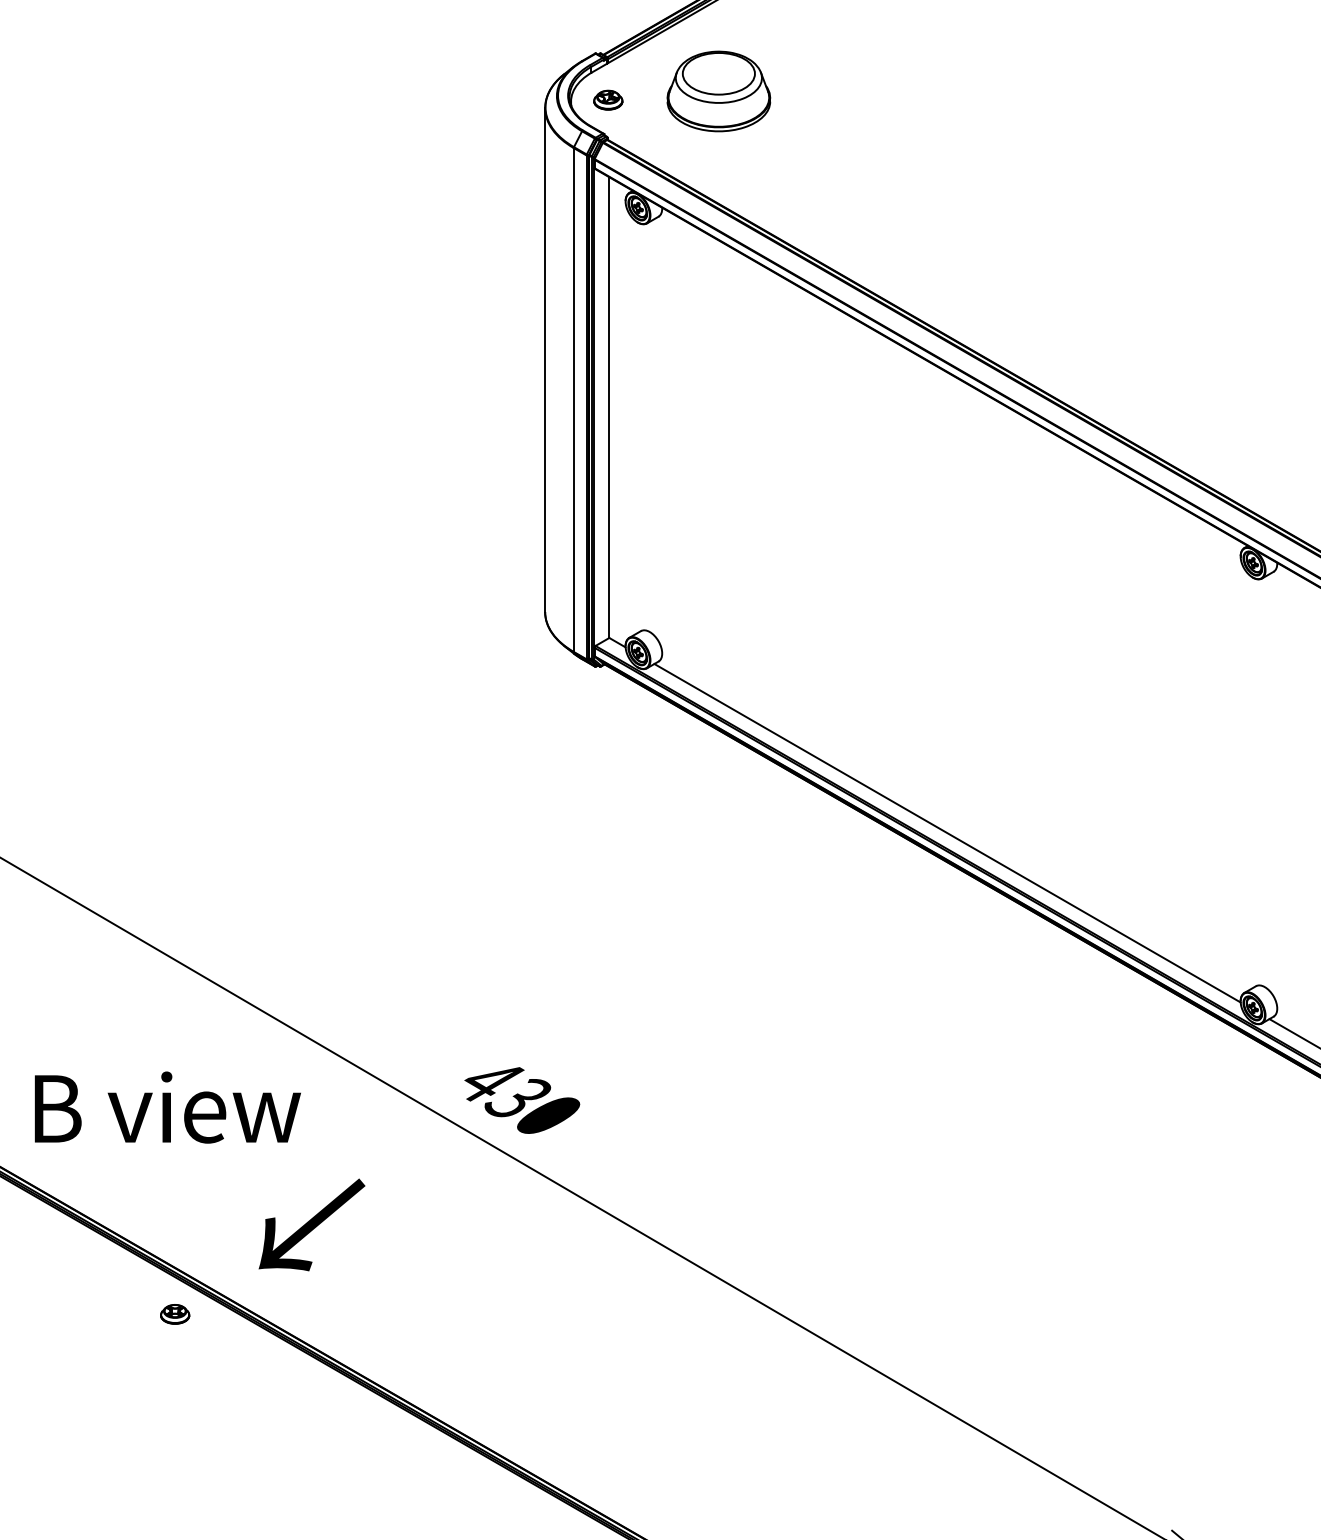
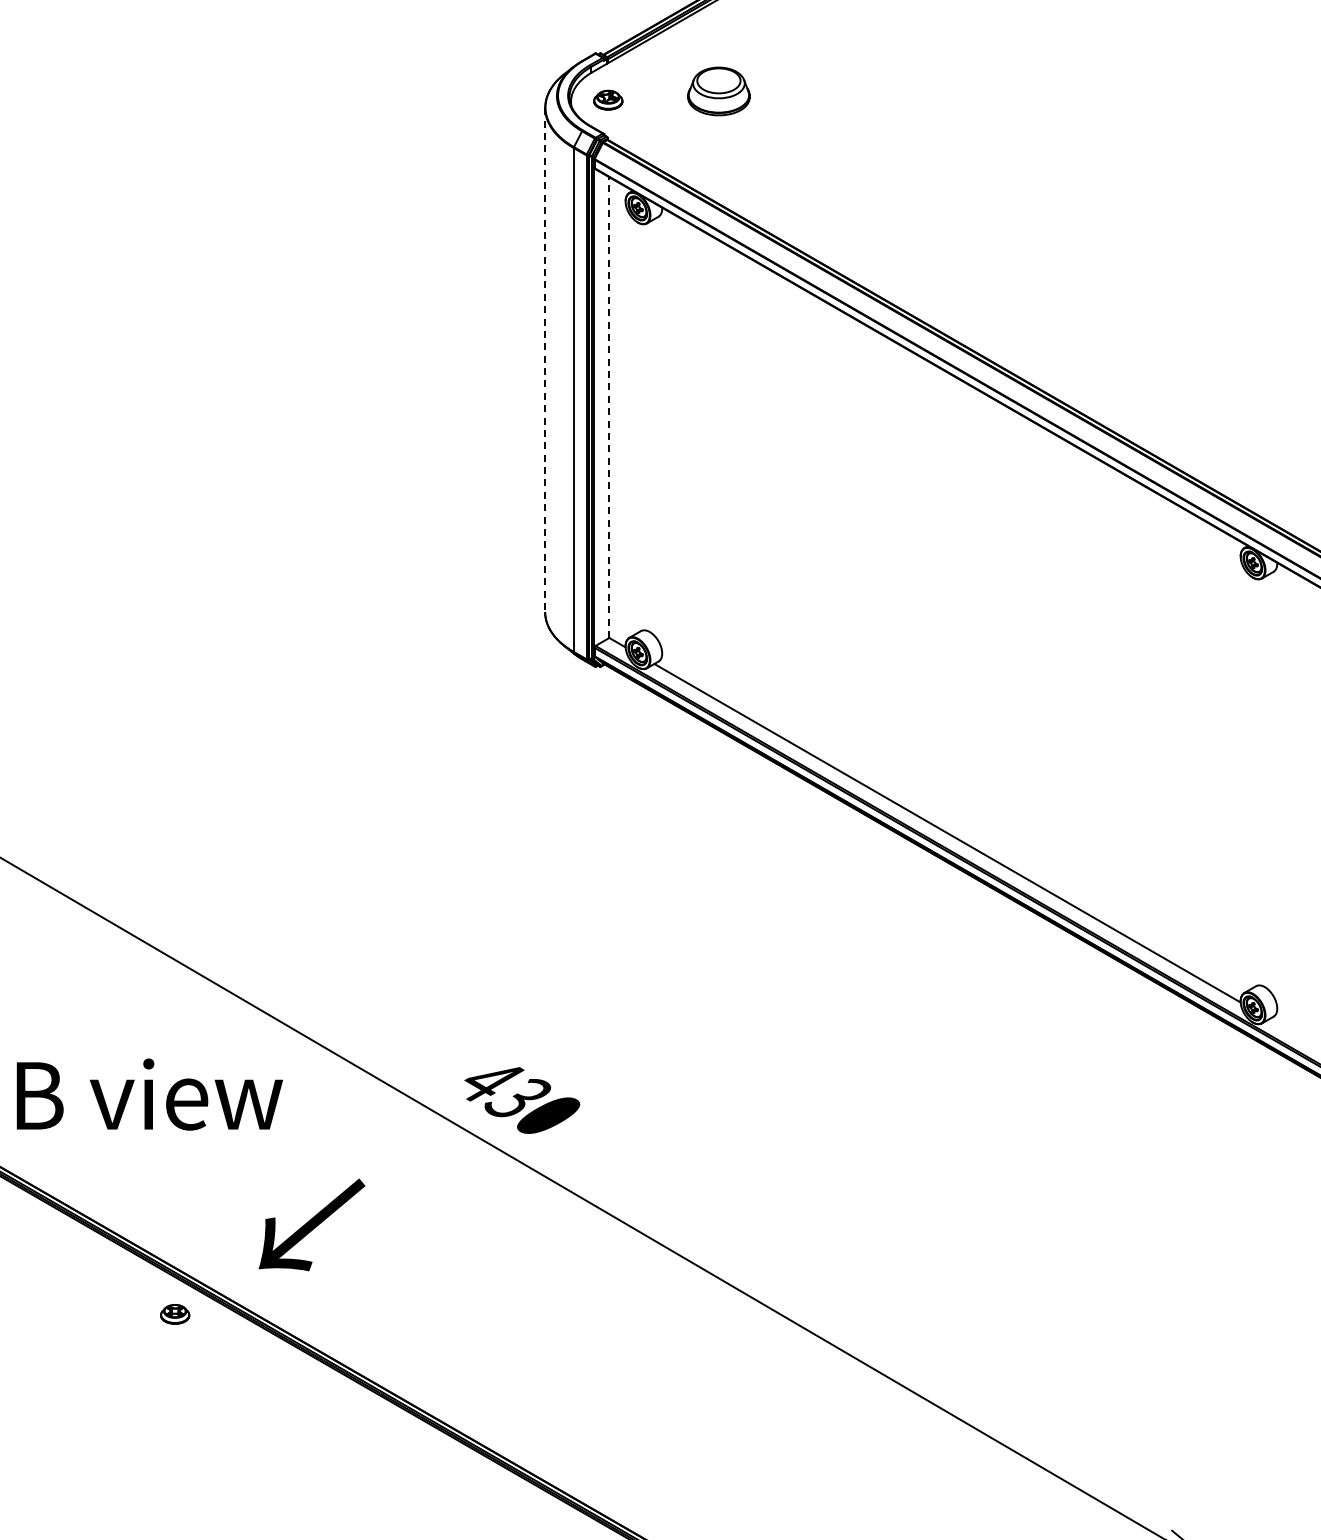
part size: 106x83 px -> 64x51 px (718, 91)
line: solid -> dashed (545, 360)
line: solid -> dashed (609, 407)
line: present -> none (1293, 1032)
text position: (167, 1107) -> (149, 1094) (149, 1094)
